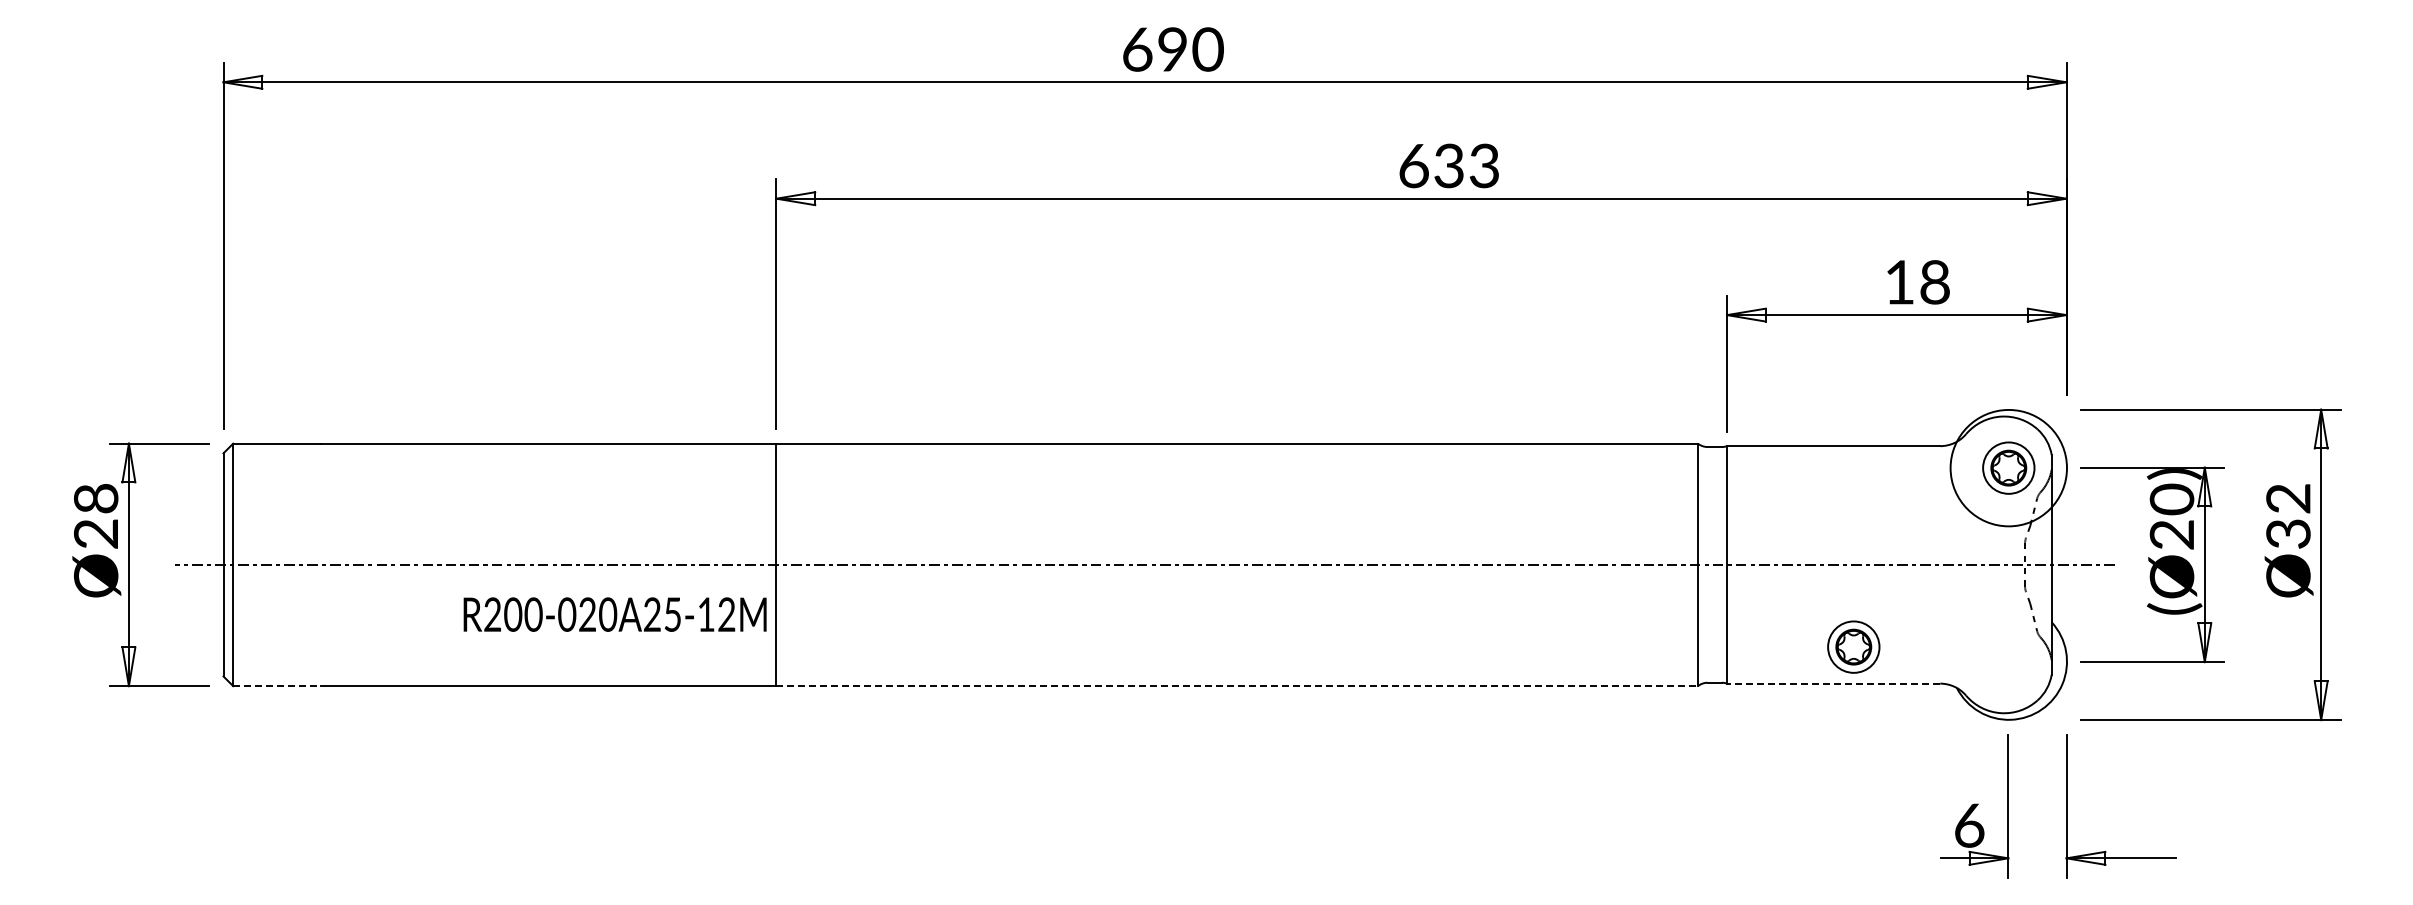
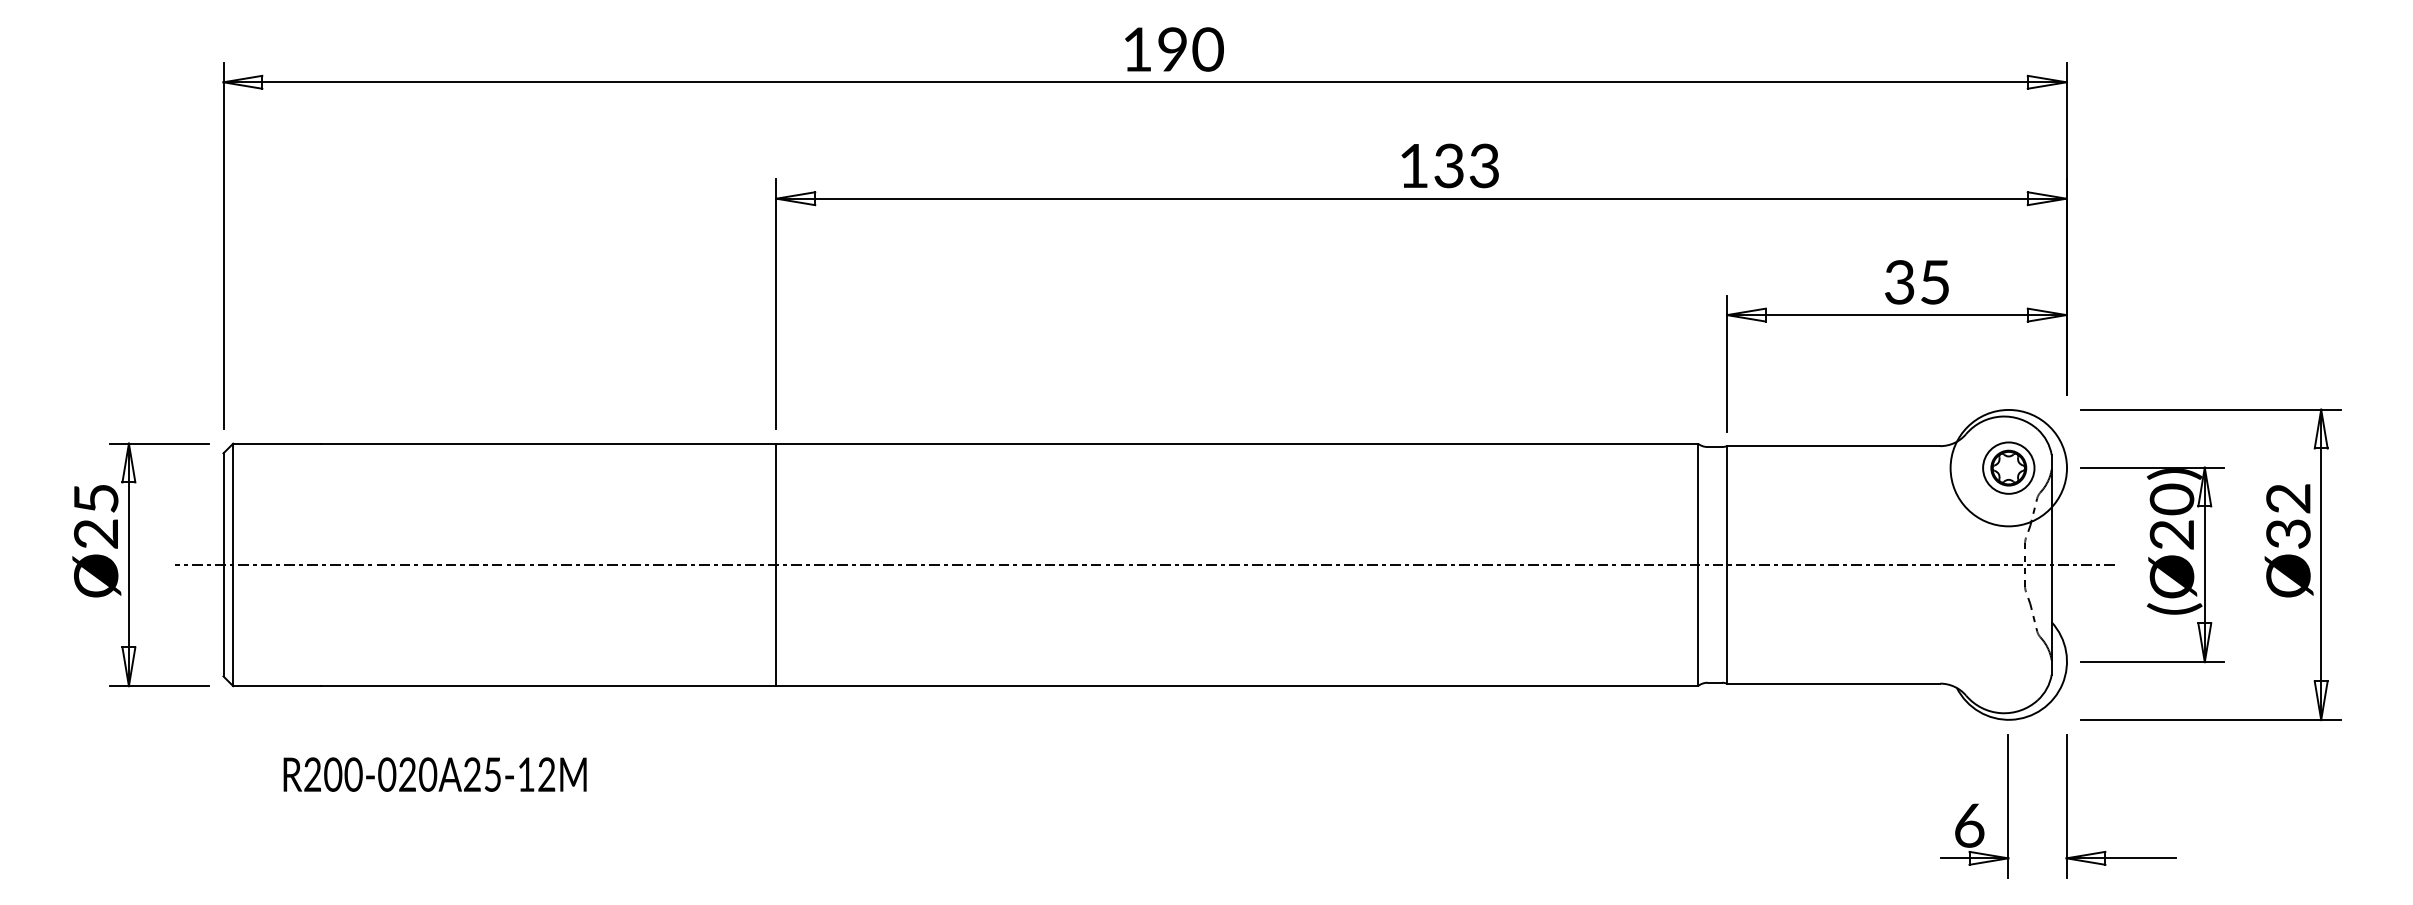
text: 690 -> 190 (1137, 49)
text: 633 -> 133 (1413, 166)
text: 18 -> 35 (1917, 282)
text: Ø28 -> Ø25 (96, 498)
text position: (614, 614) -> (434, 774) (434, 774)
part: present -> none (1853, 646)
line: dashed -> solid (1833, 683)
line: dashed -> solid (276, 686)
line: dashed -> solid (1237, 686)
